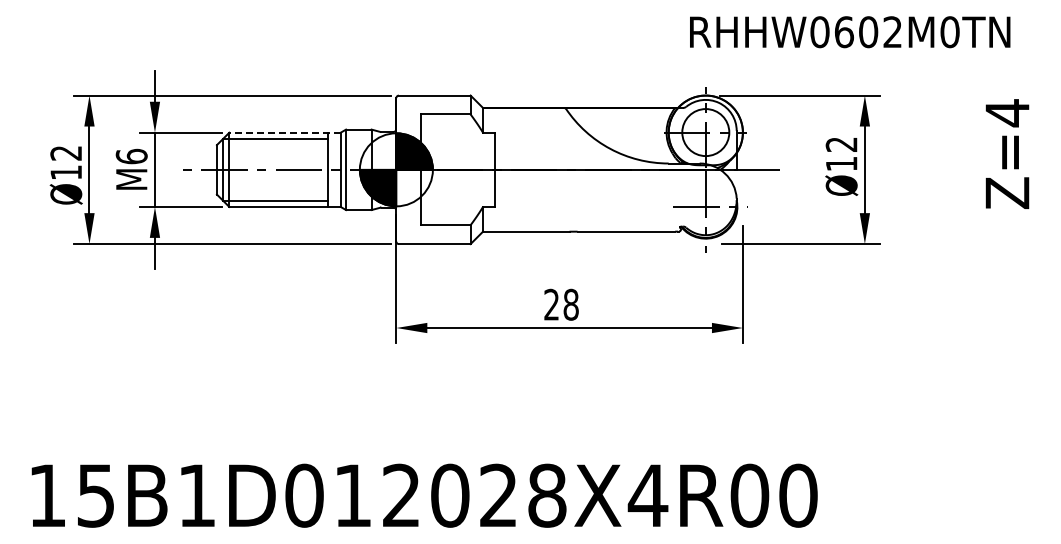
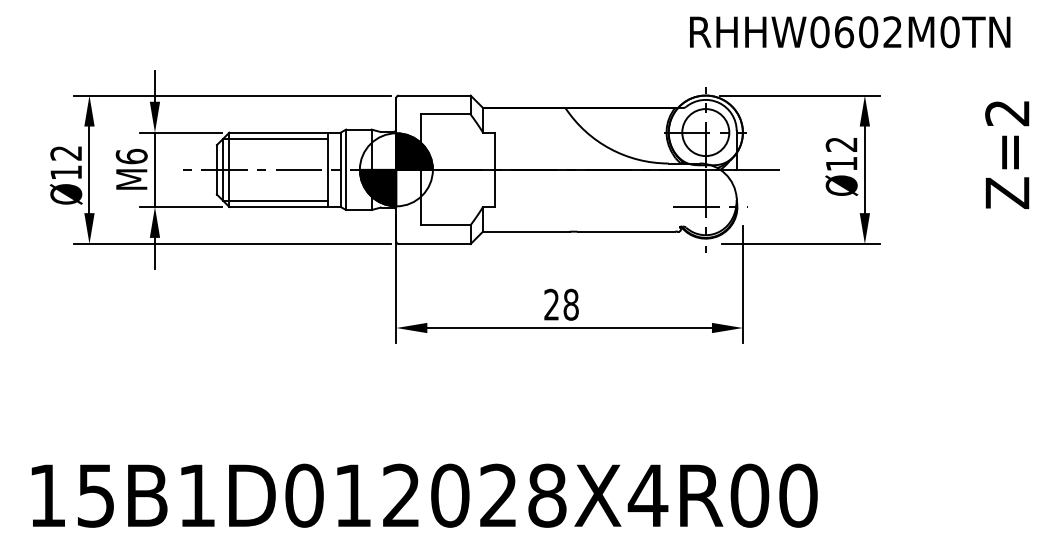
text: Z=4 -> Z=2 (1007, 113)
line: dashed -> solid (285, 132)
